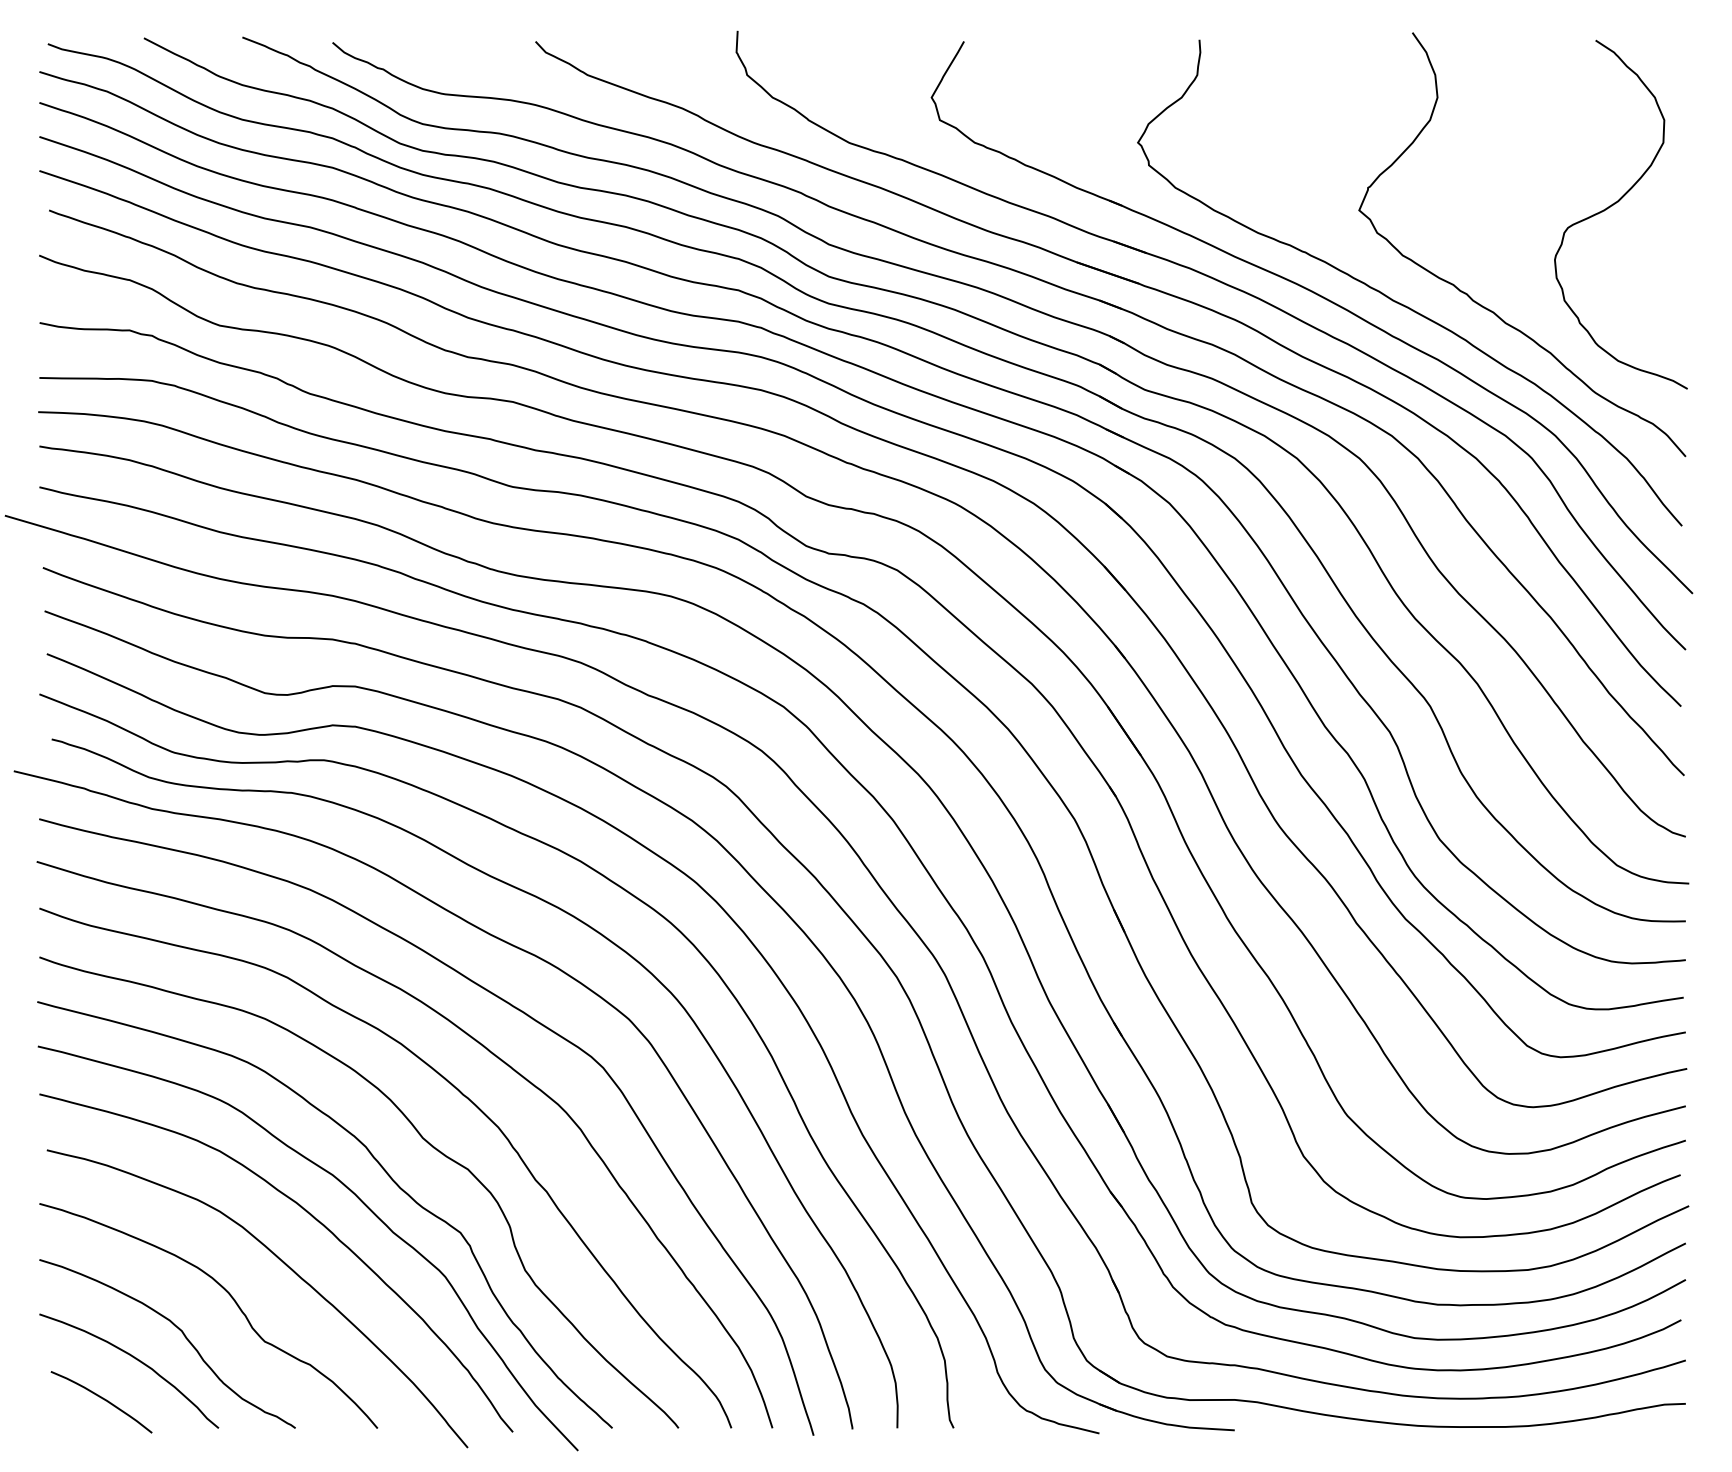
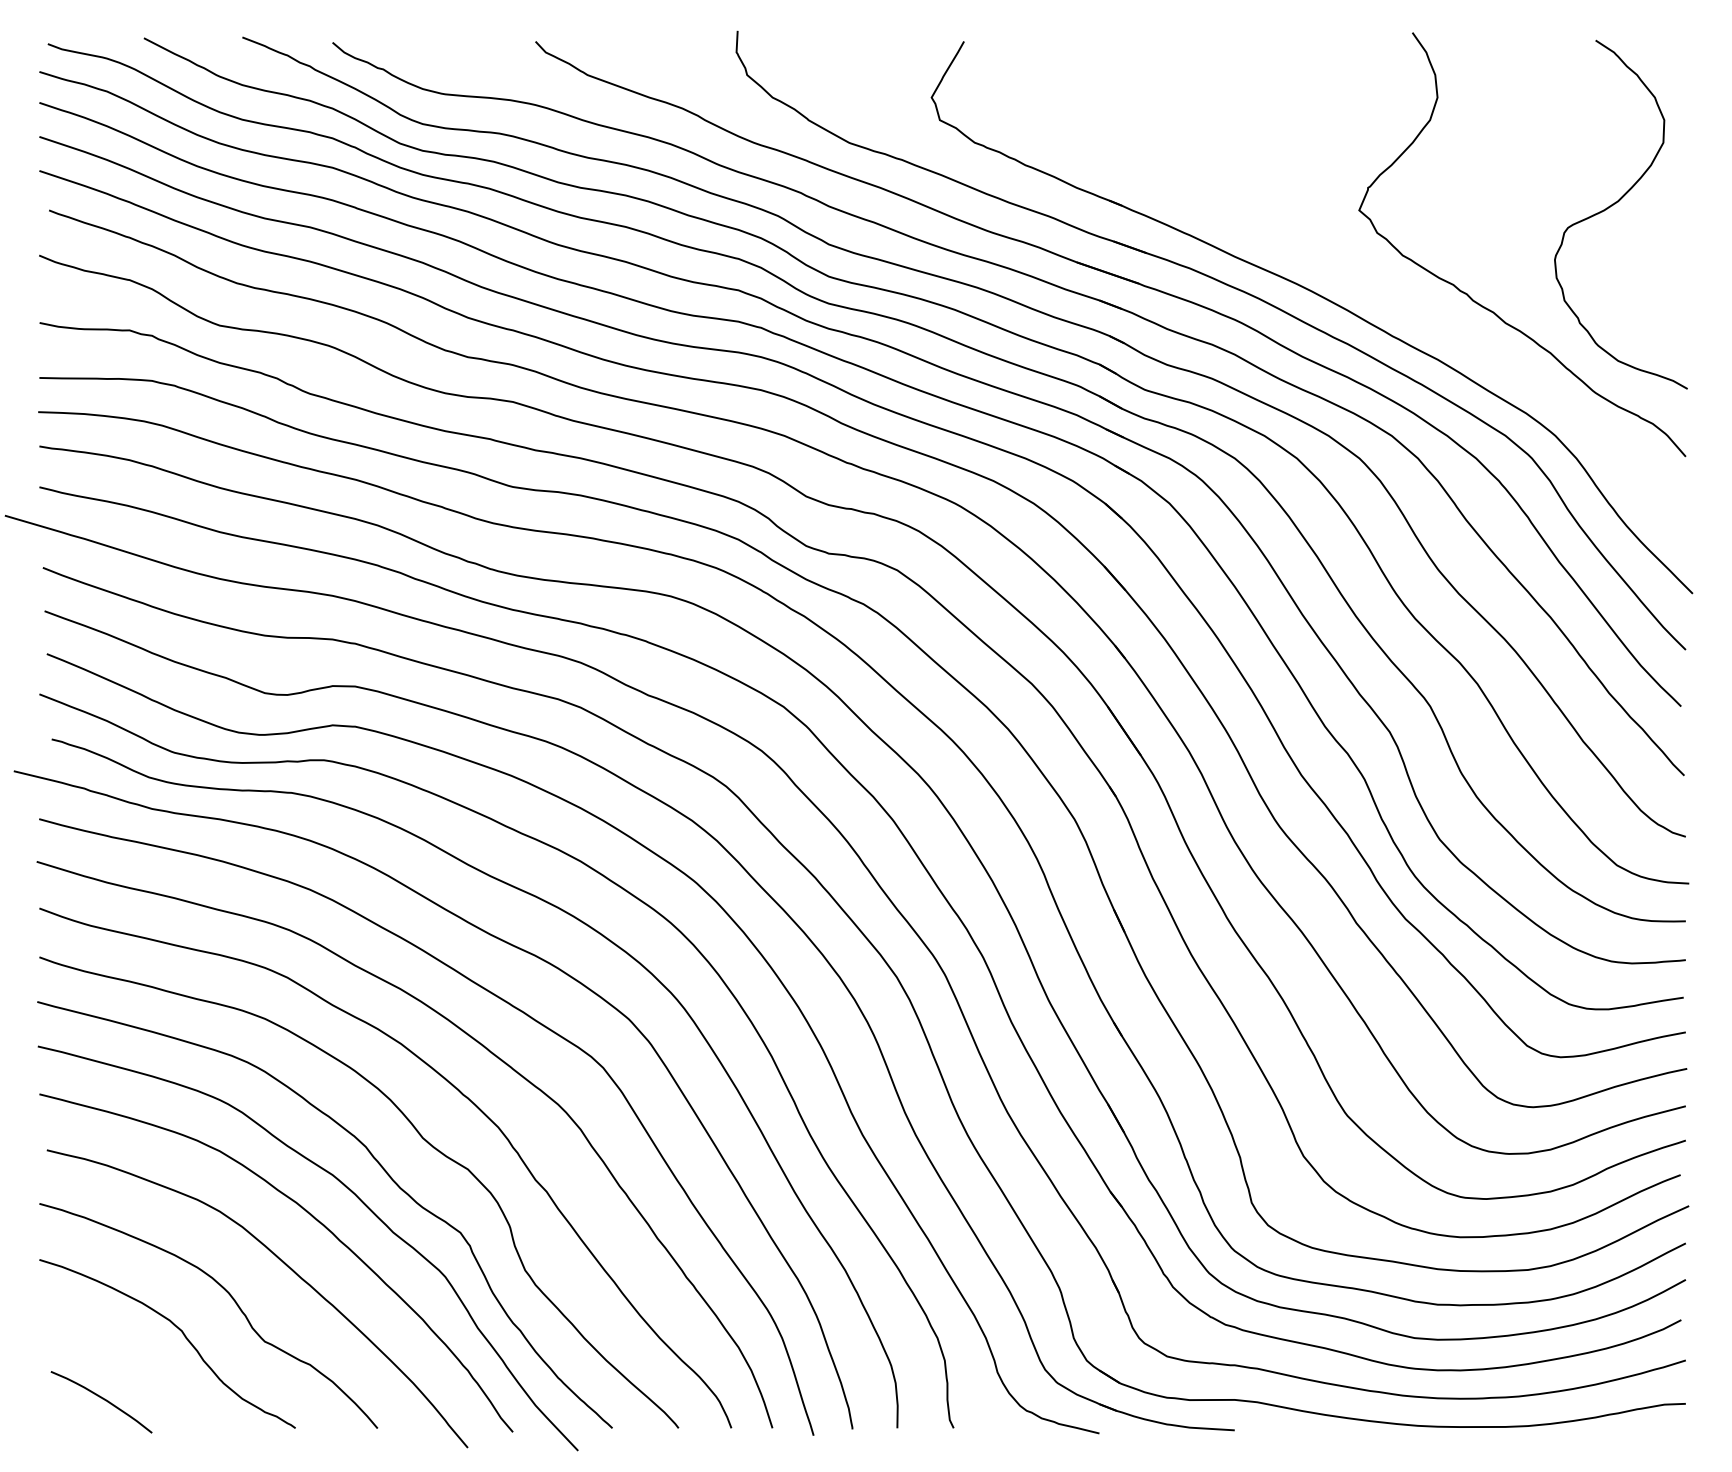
curve: present -> none (1399, 302)
curve: present -> none (135, 1359)
